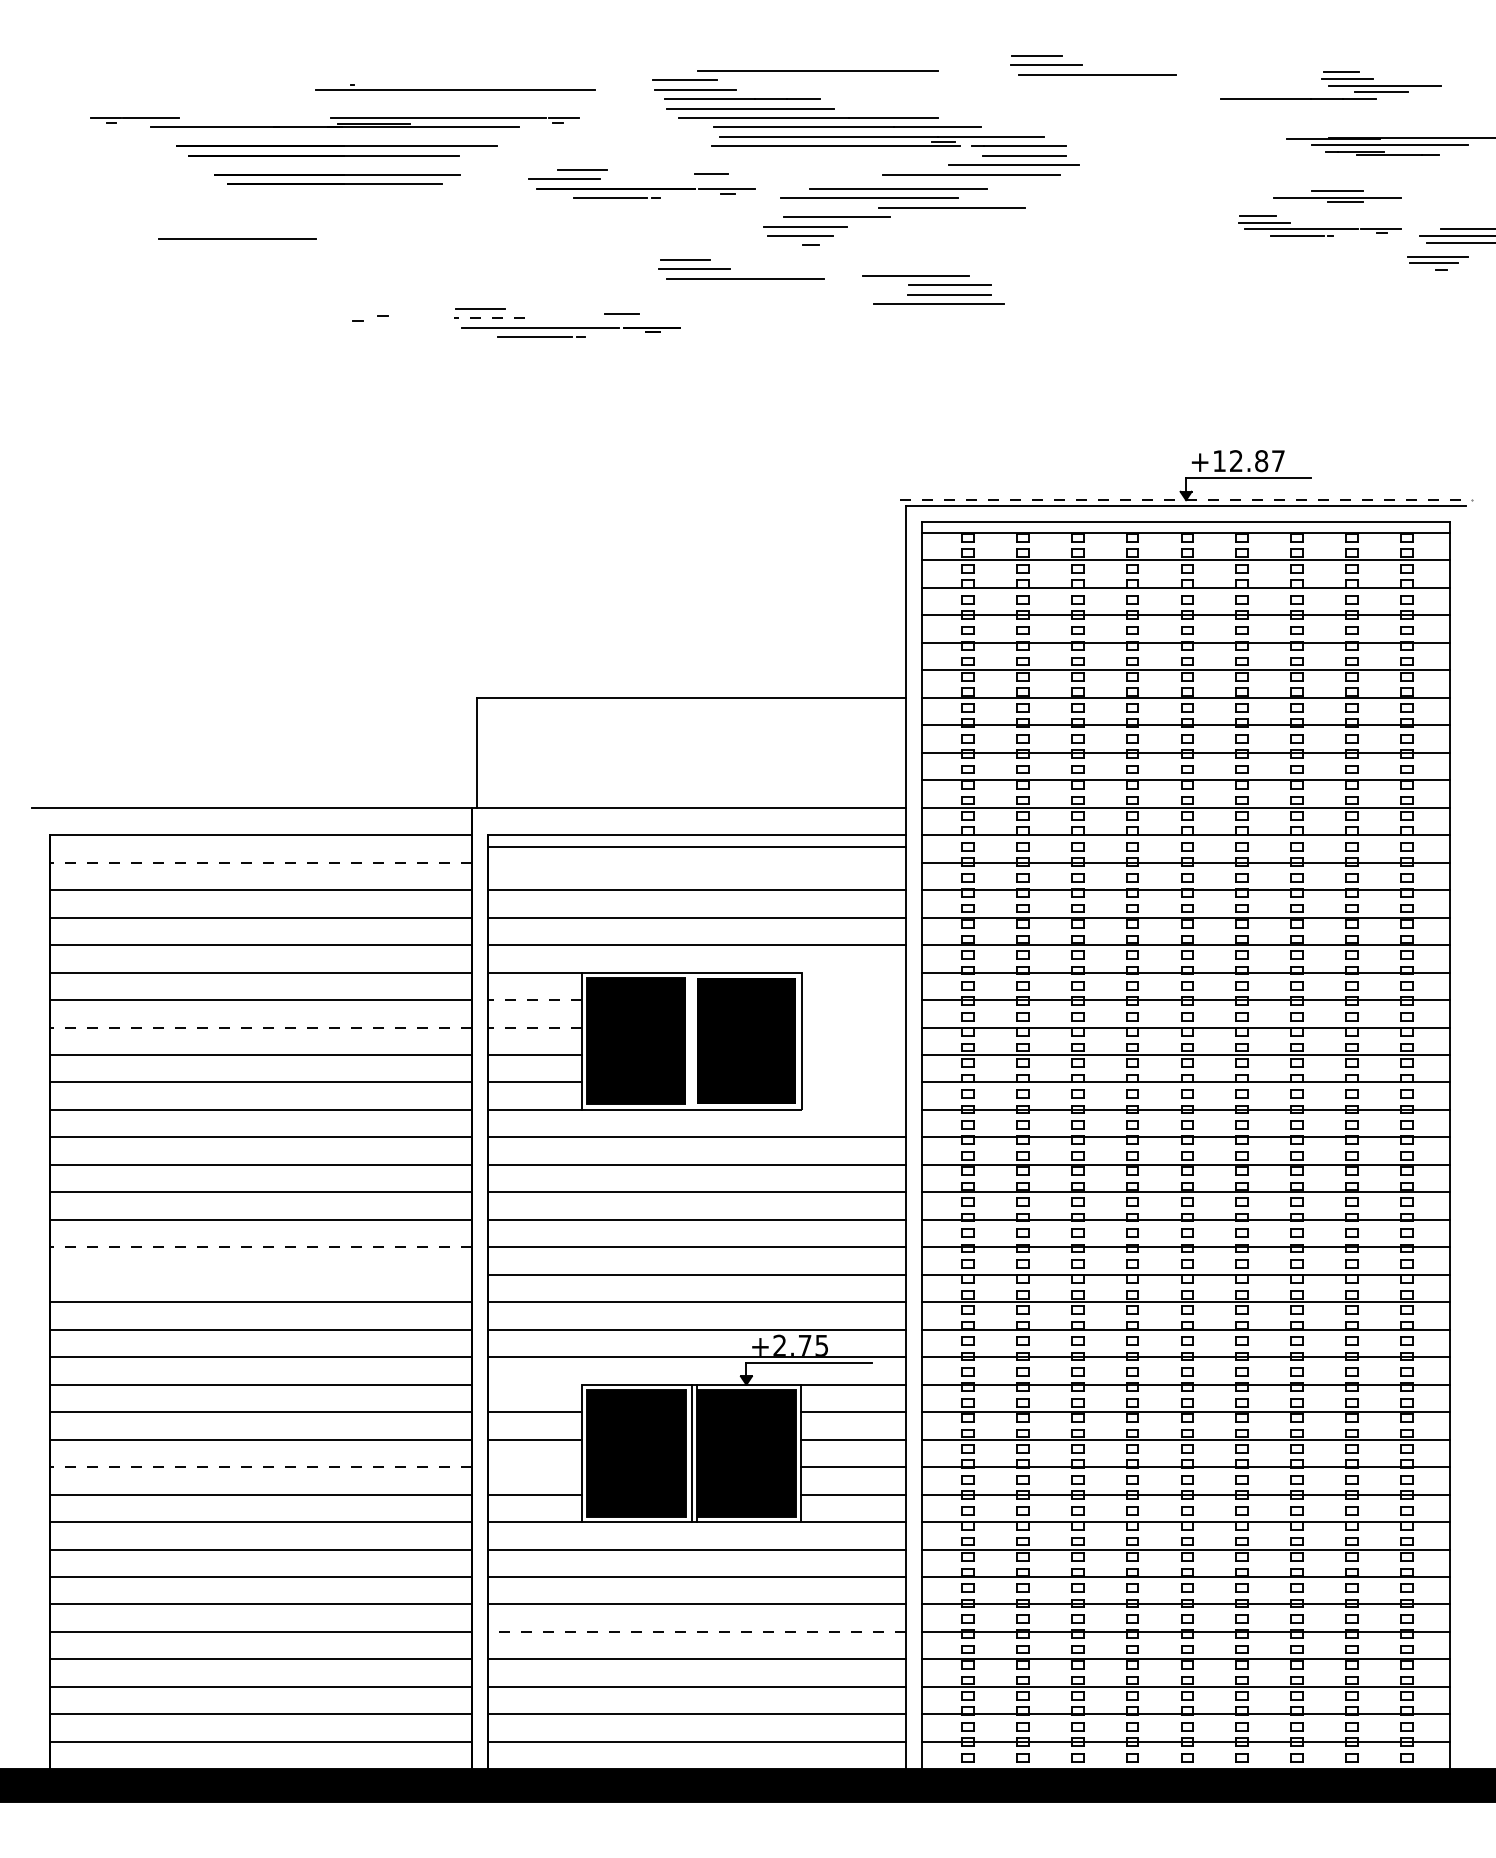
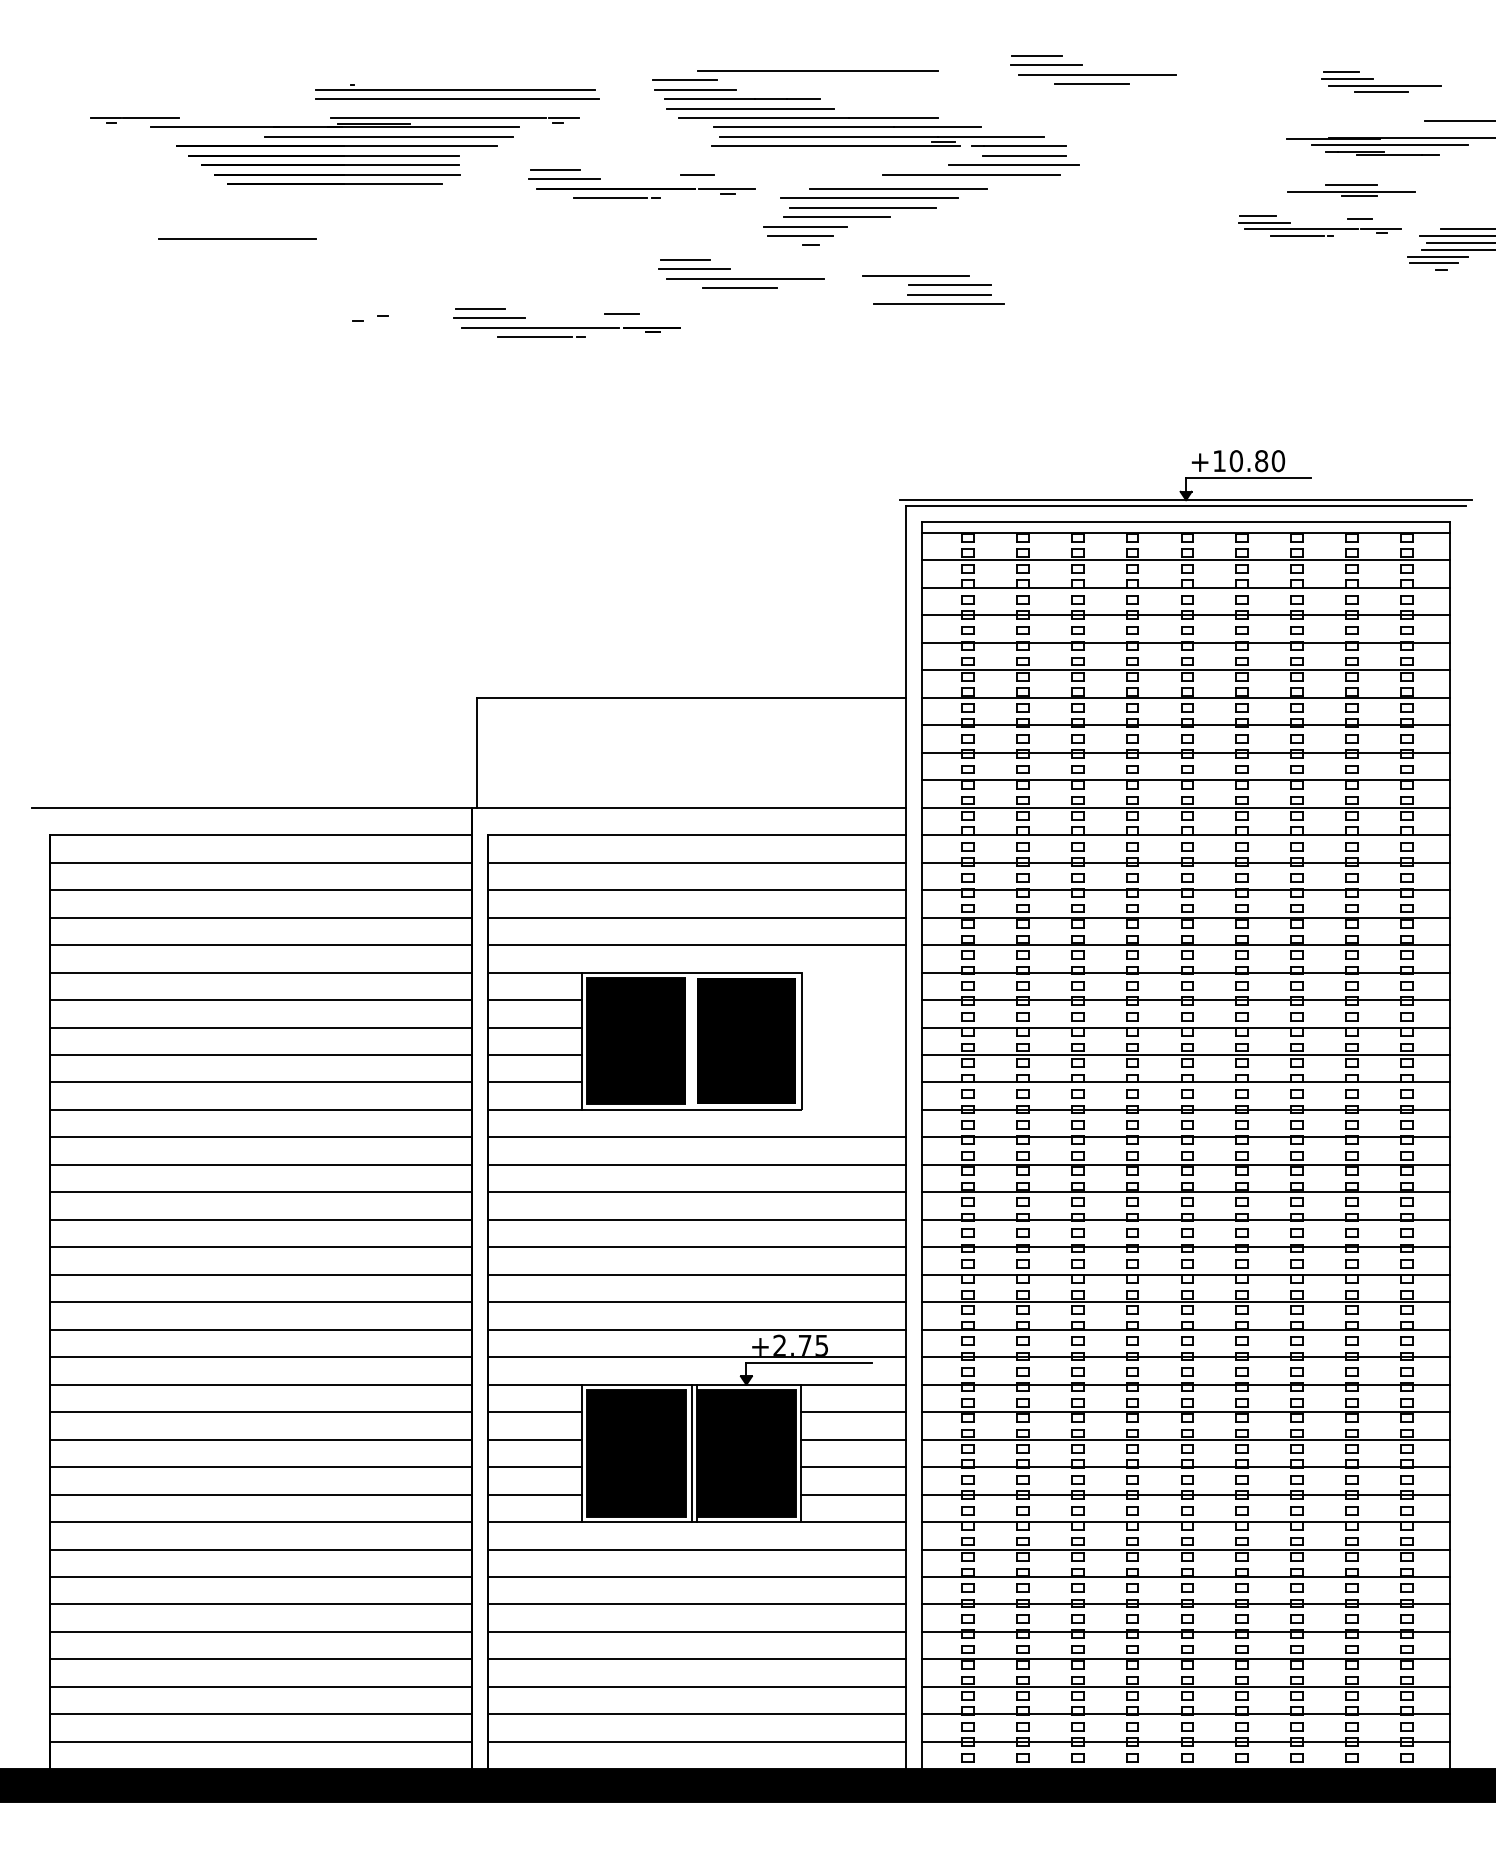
line: none -> present (1091, 84)
line: present -> none (1298, 98)
line: none -> present (457, 99)
line: none -> present (1458, 121)
line: none -> present (388, 136)
line: none -> present (330, 164)
line position: (582, 169) -> (555, 169) (555, 169)
line position: (711, 173) -> (697, 174) (697, 174)
part position: (1337, 196) -> (1351, 190) (1351, 190)
line position: (951, 207) -> (862, 207) (862, 207)
line: none -> present (1359, 219)
line: none -> present (1456, 249)
line: none -> present (739, 287)
line: dashed -> solid (488, 318)
text: +12.87 -> +10.80 (1257, 461)
line: dashed -> solid (1186, 500)
line position: (696, 846) -> (696, 862) (696, 862)
line: dashed -> solid (260, 862)
line: dashed -> solid (535, 1000)
line: dashed -> solid (260, 1027)
line: dashed -> solid (535, 1027)
line: dashed -> solid (260, 1247)
line: none -> present (260, 1274)
line: none -> present (534, 1384)
line: dashed -> solid (260, 1467)
line: none -> present (534, 1467)
line: dashed -> solid (697, 1631)
